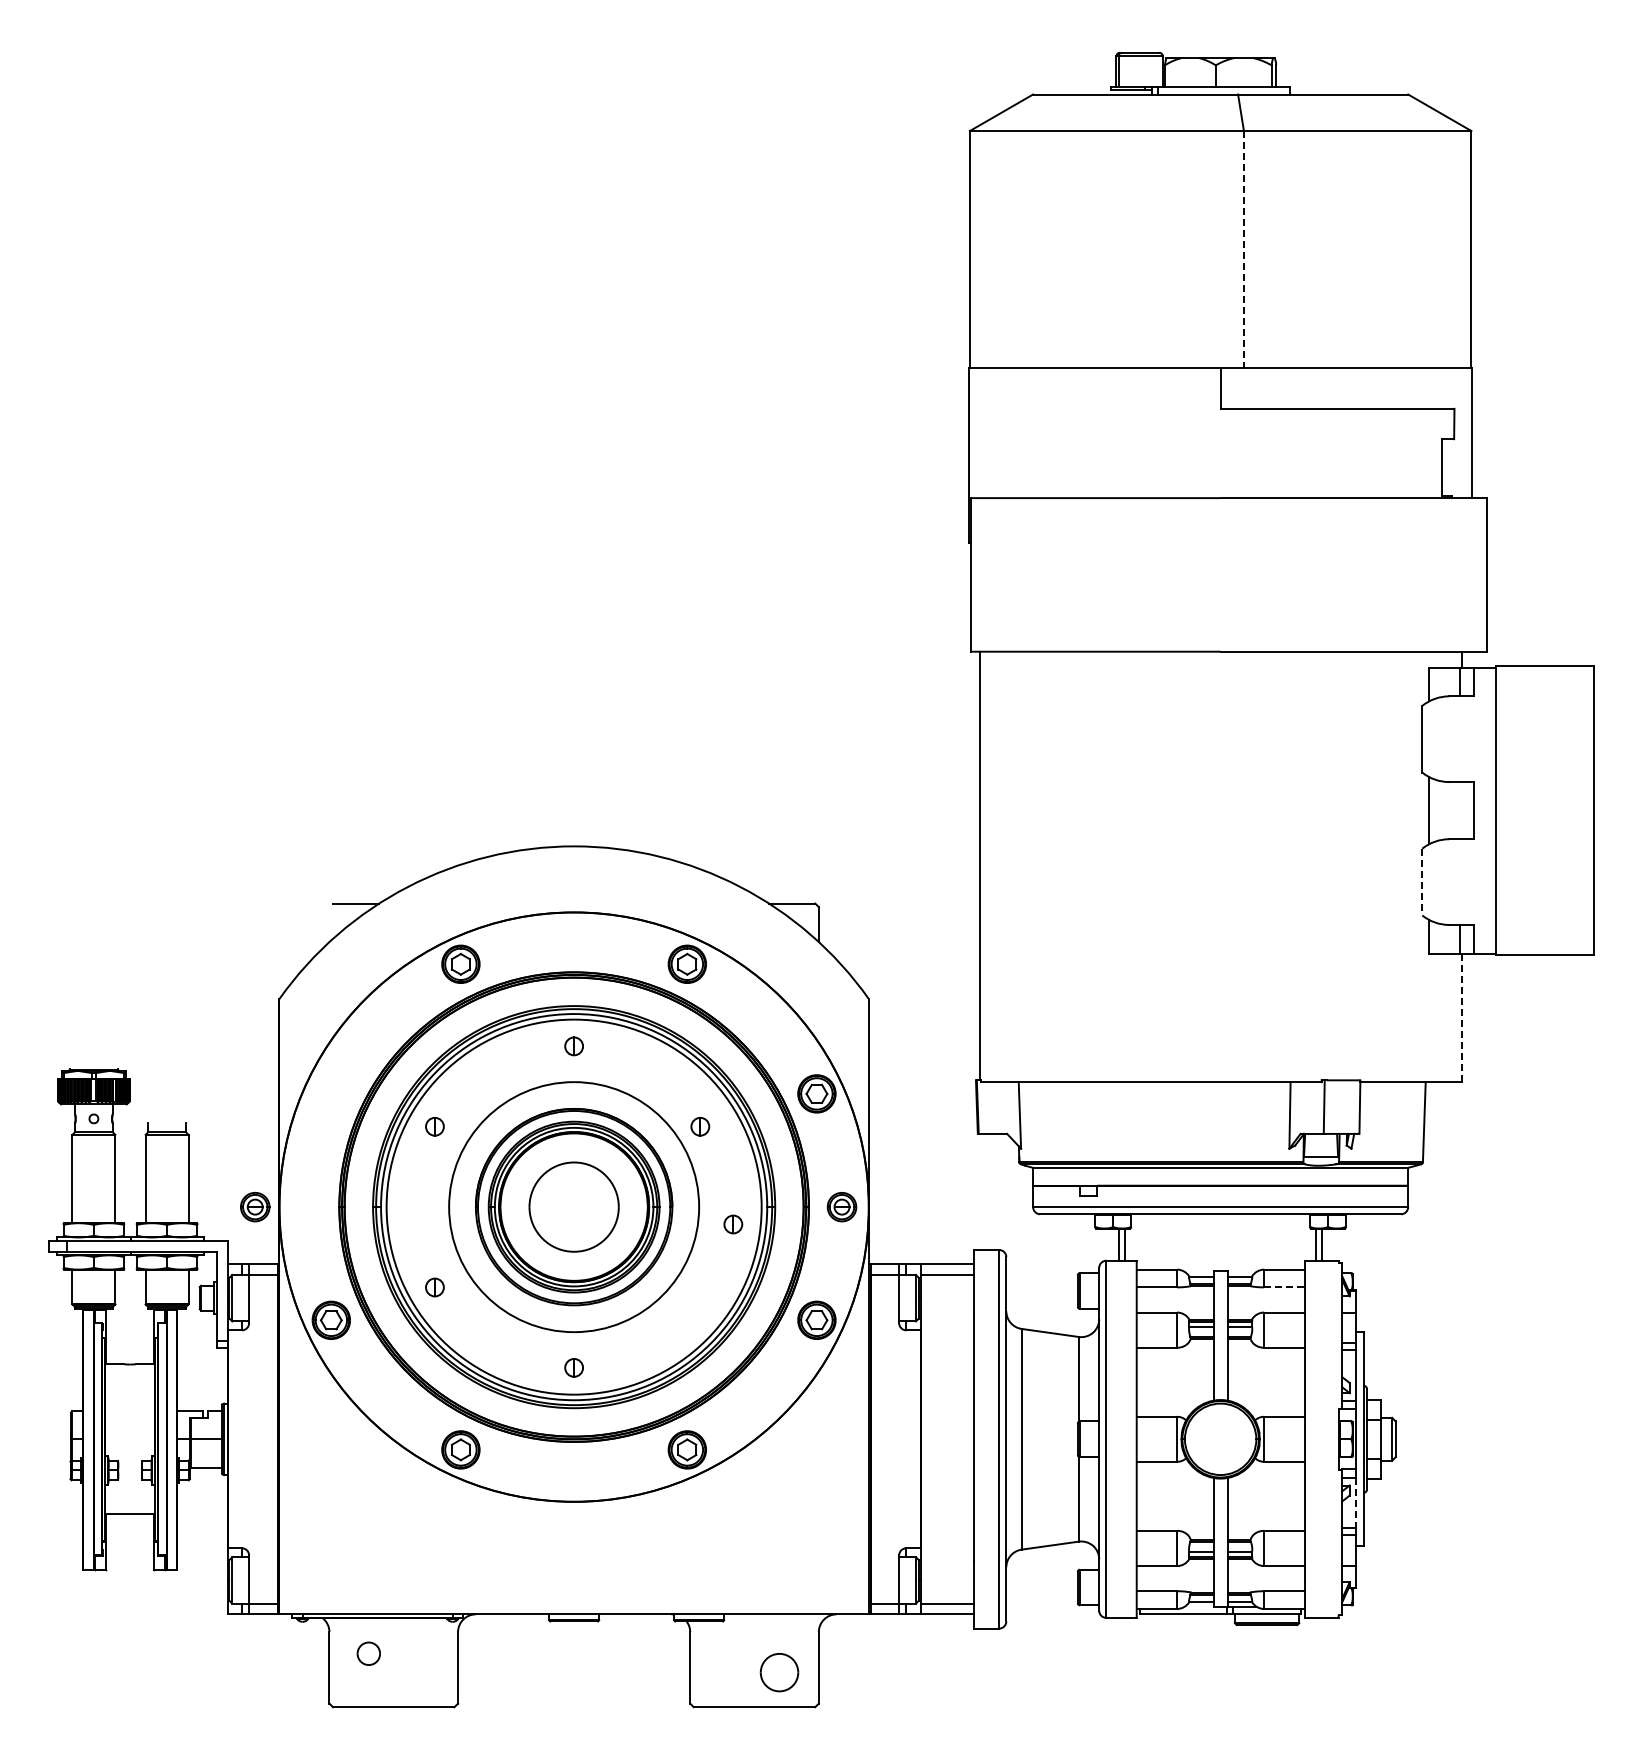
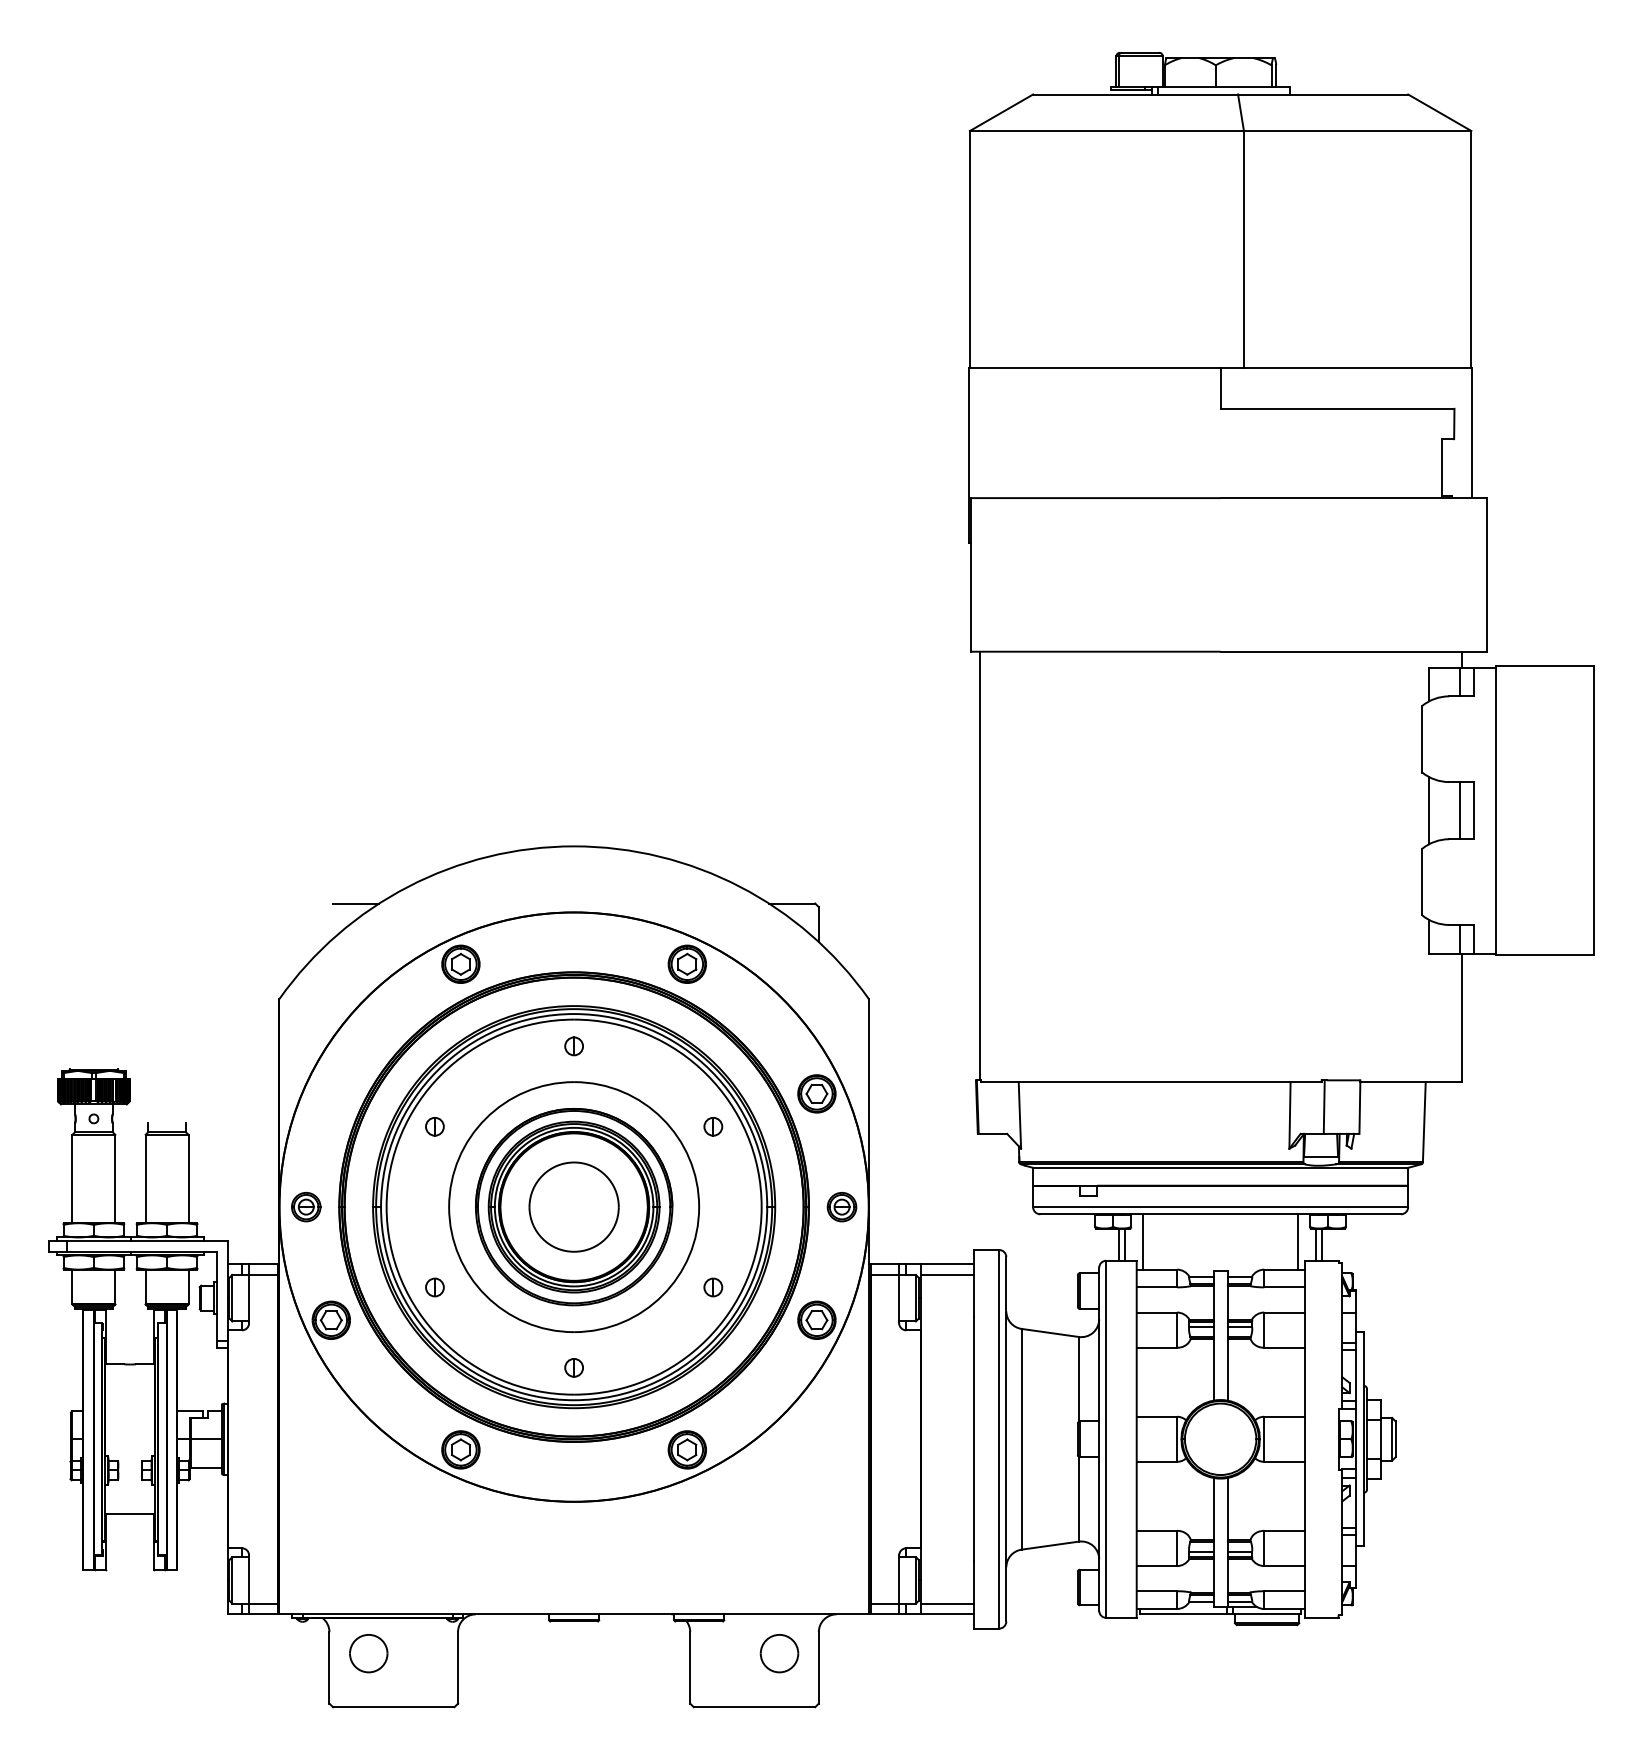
line: dashed -> solid (1243, 249)
line: none -> present (1459, 810)
line: dashed -> solid (1422, 882)
line: dashed -> solid (1461, 1018)
part position: (700, 1126) -> (713, 1126) (713, 1126)
part position: (255, 1207) -> (306, 1207) (306, 1207)
part position: (733, 1224) -> (713, 1287) (713, 1287)
line: none -> present (1142, 1241)
line: none -> present (1298, 1241)
line: dashed -> solid (1284, 1287)
line: dashed -> solid (1356, 1503)
part size: 25x25 px -> 40x40 px (368, 1653)
part position: (779, 1672) -> (779, 1653) (779, 1653)
